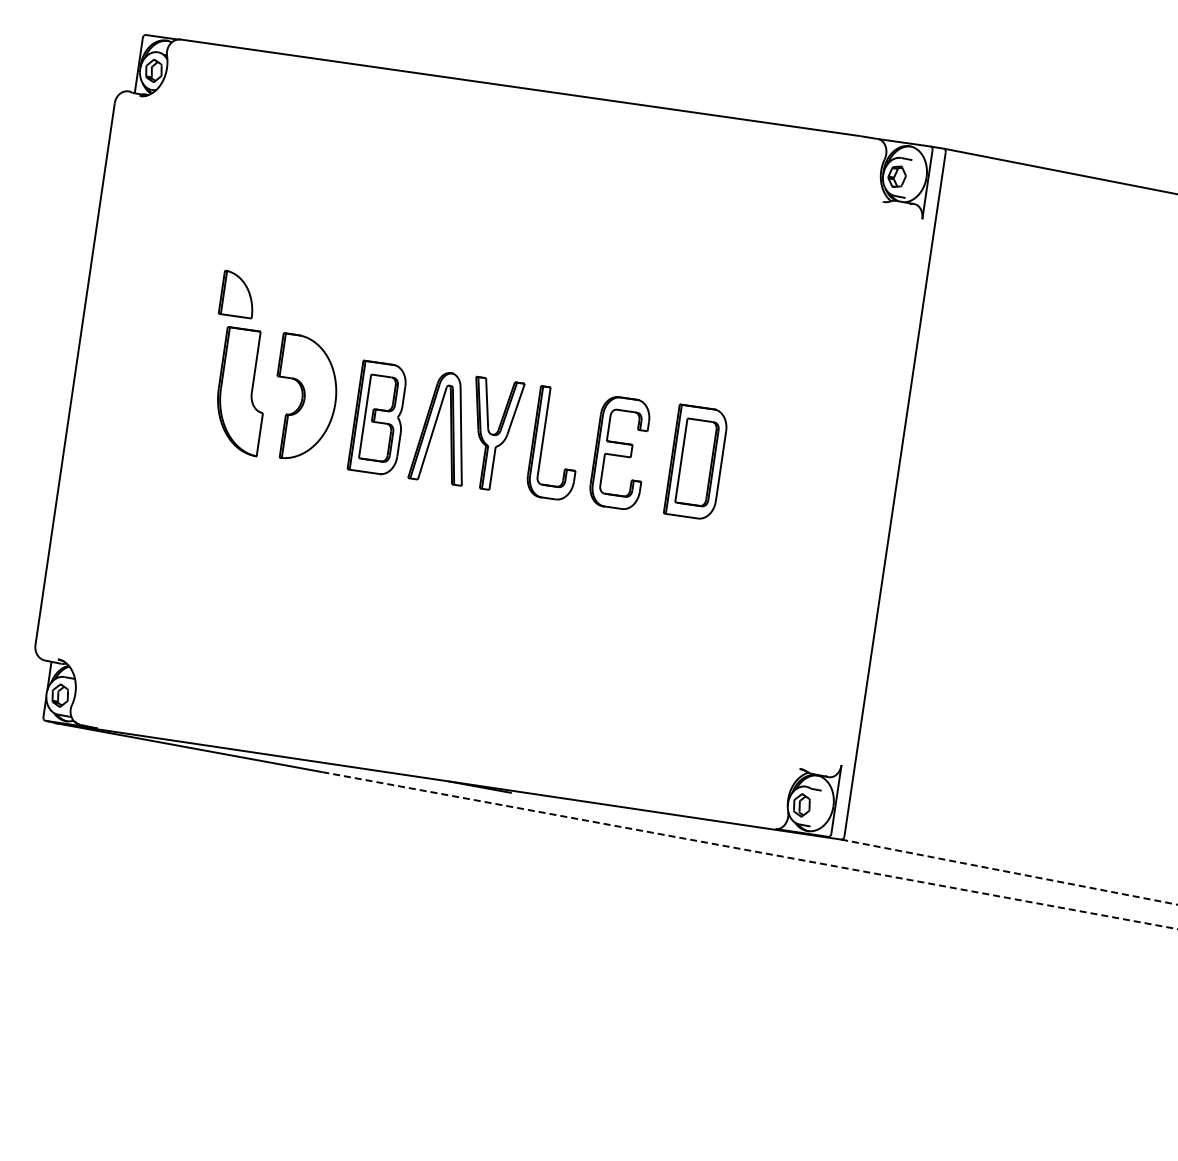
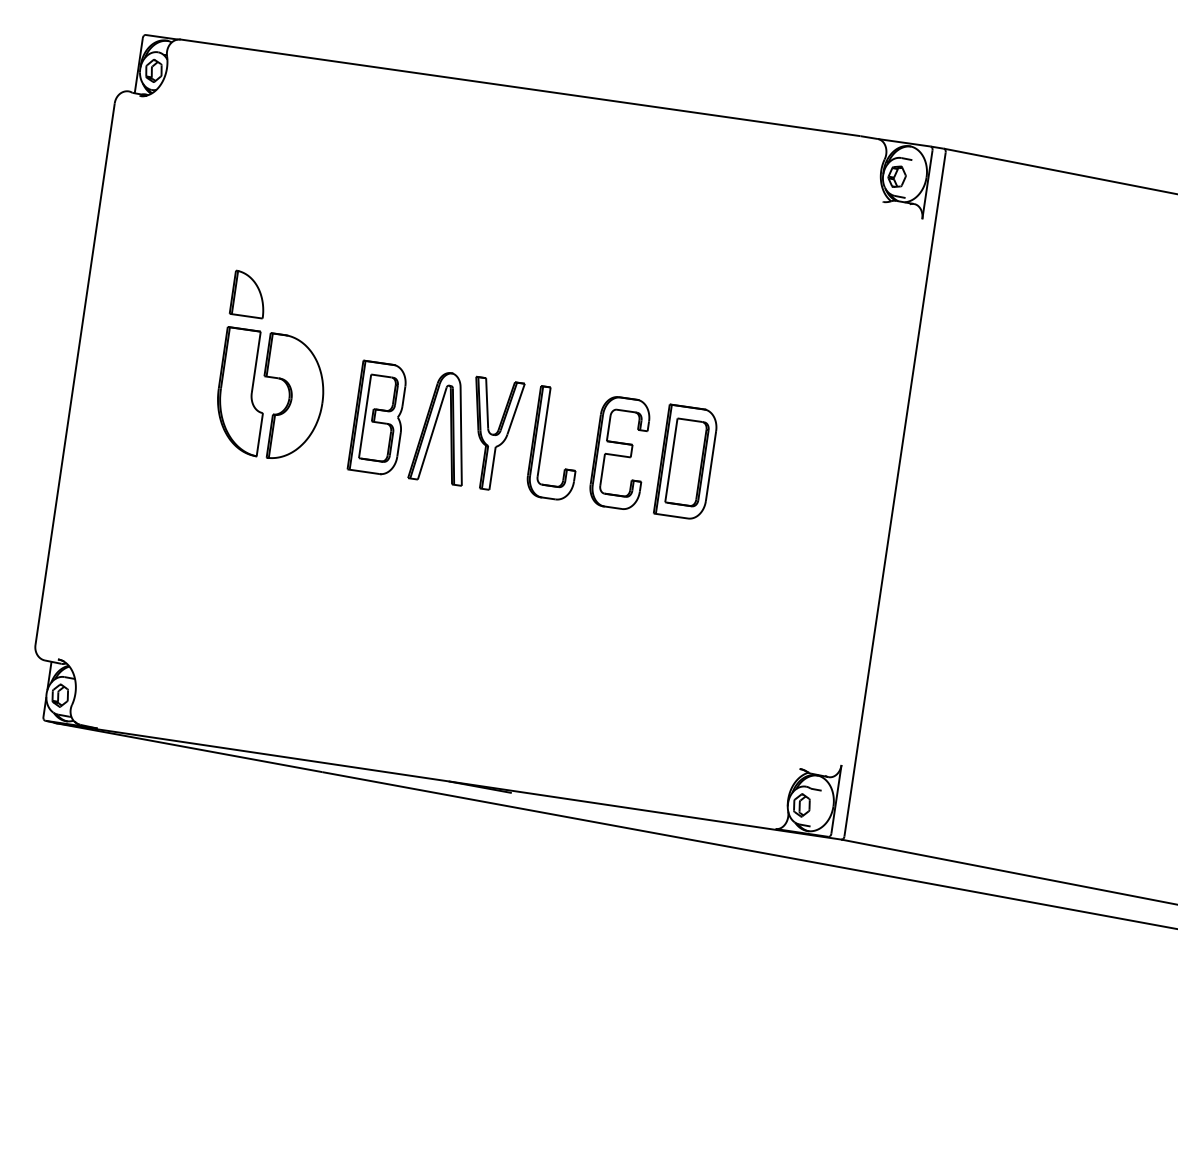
part position: (235, 294) -> (246, 294) (246, 294)
part position: (306, 395) -> (293, 395) (293, 395)
part position: (695, 461) -> (685, 461) (685, 461)
line: dashed -> solid (750, 850)
line: dashed -> solid (1009, 872)
